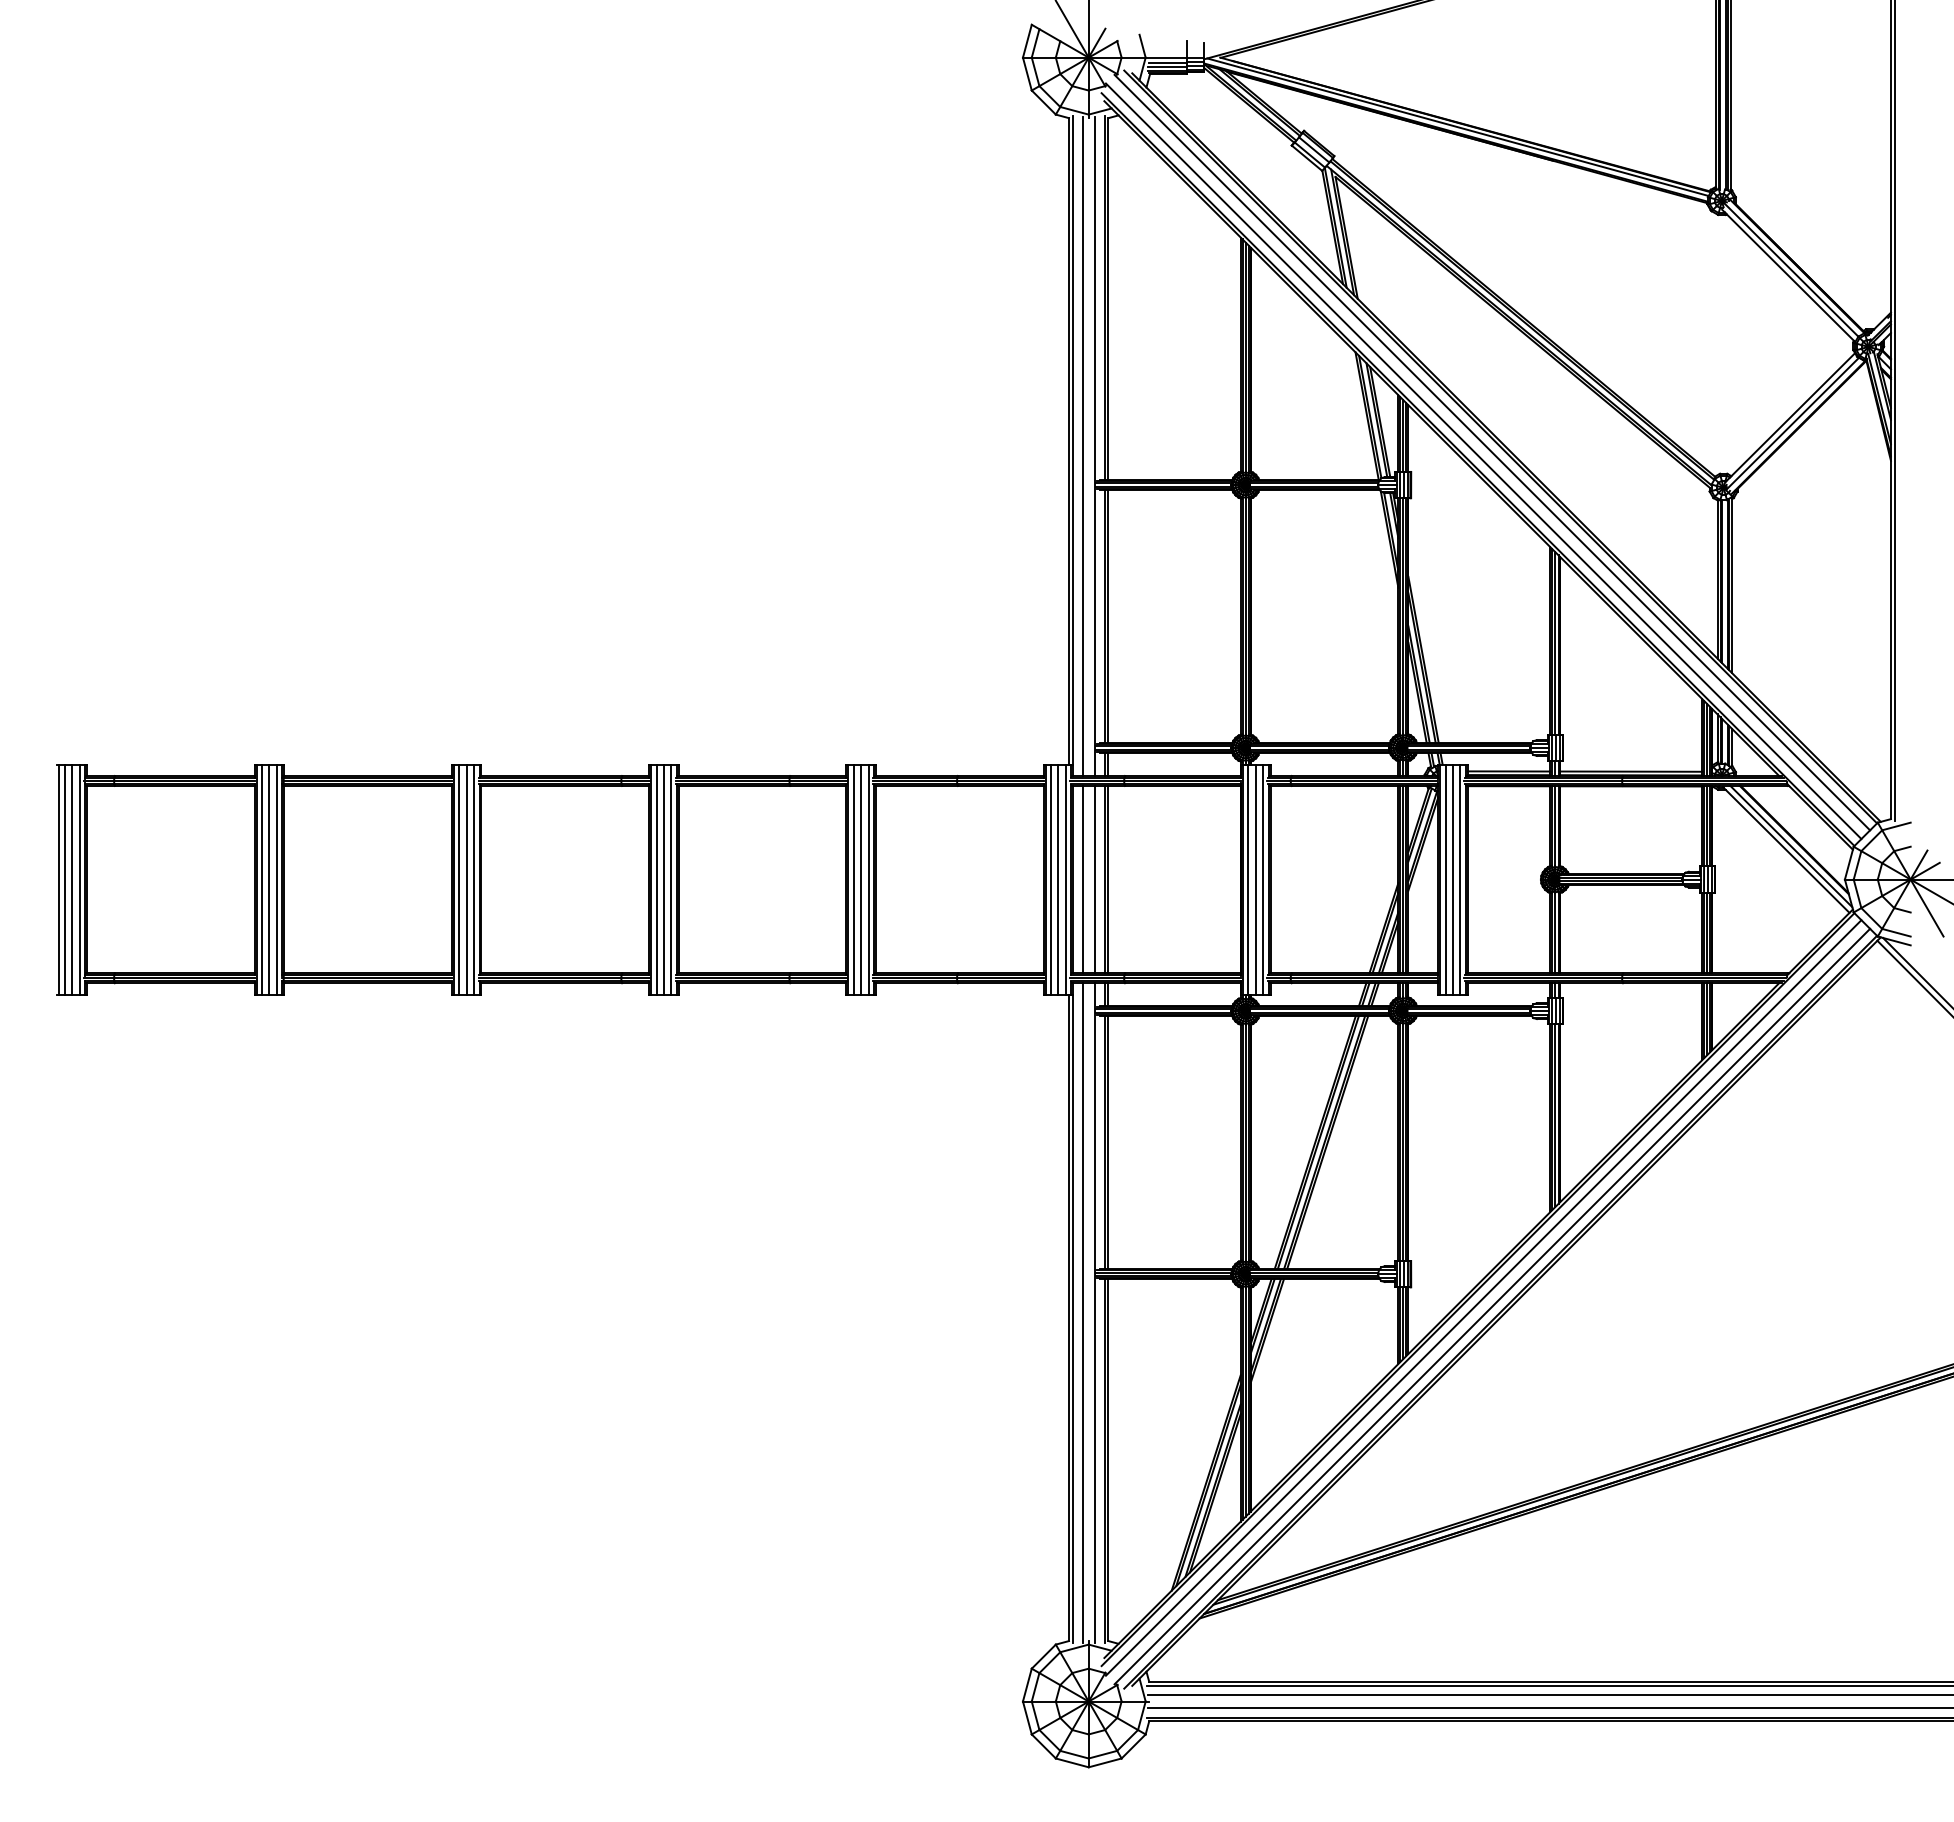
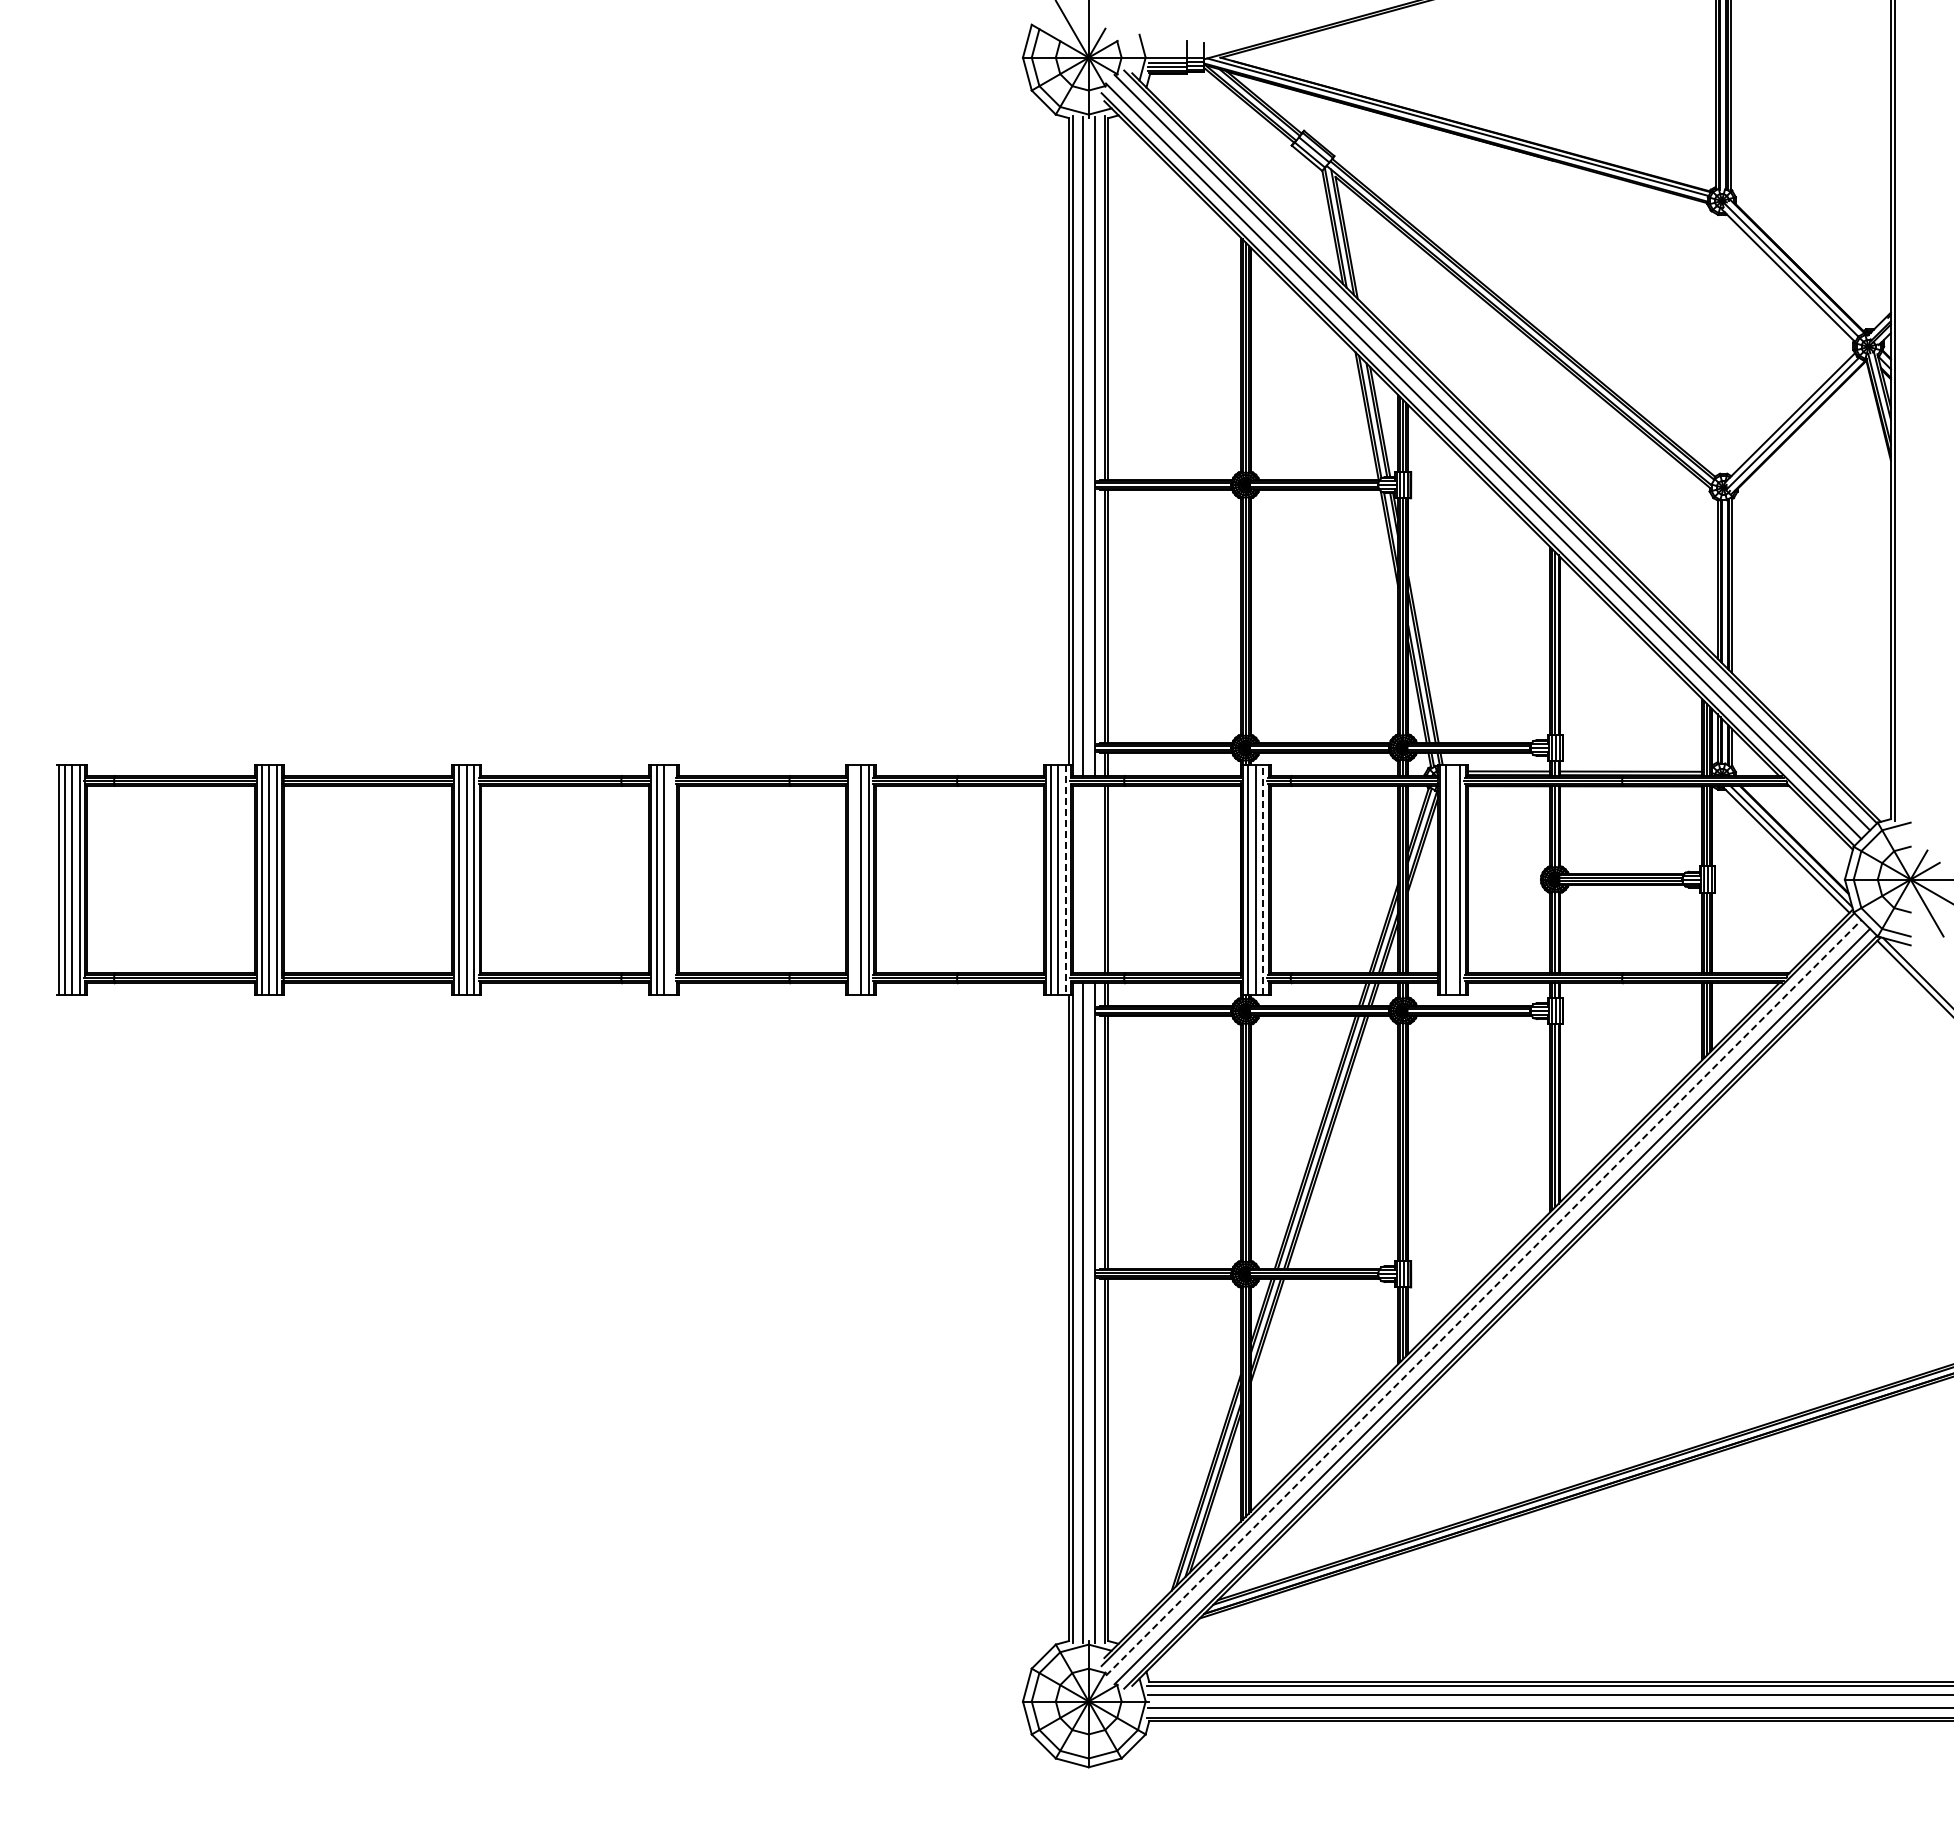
line: present -> none (671, 879)
line: present -> none (853, 879)
line: present -> none (1082, 879)
line: present -> none (1094, 879)
line: solid -> dashed (1263, 879)
line: present -> none (1453, 879)
line: solid -> dashed (1065, 880)
line: solid -> dashed (1484, 1297)
